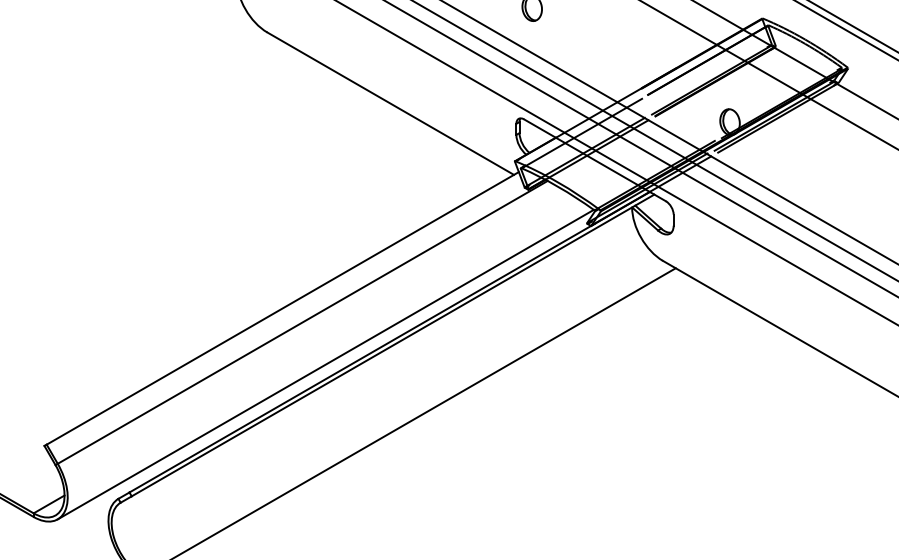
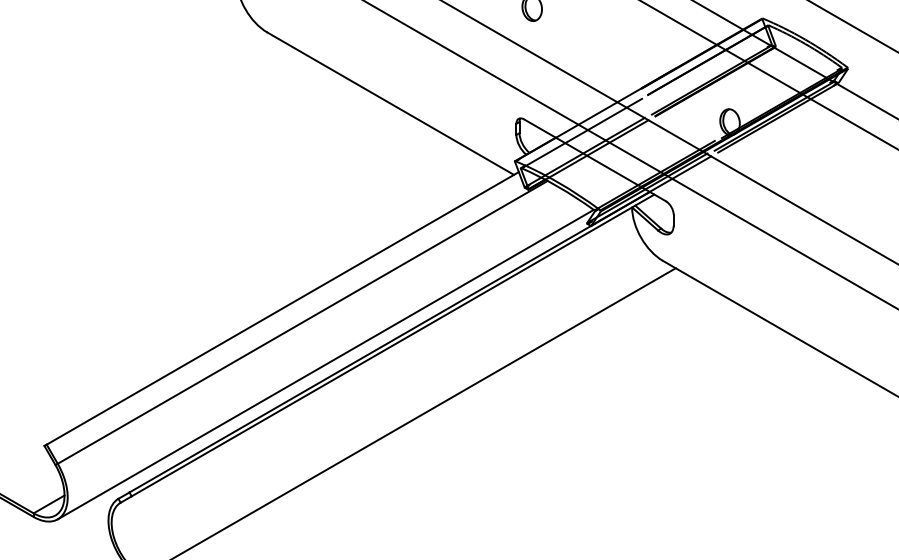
line: present -> none (846, 30)
line: present -> none (654, 140)
line: present -> none (641, 148)
line position: (616, 162) -> (630, 154) (630, 154)
